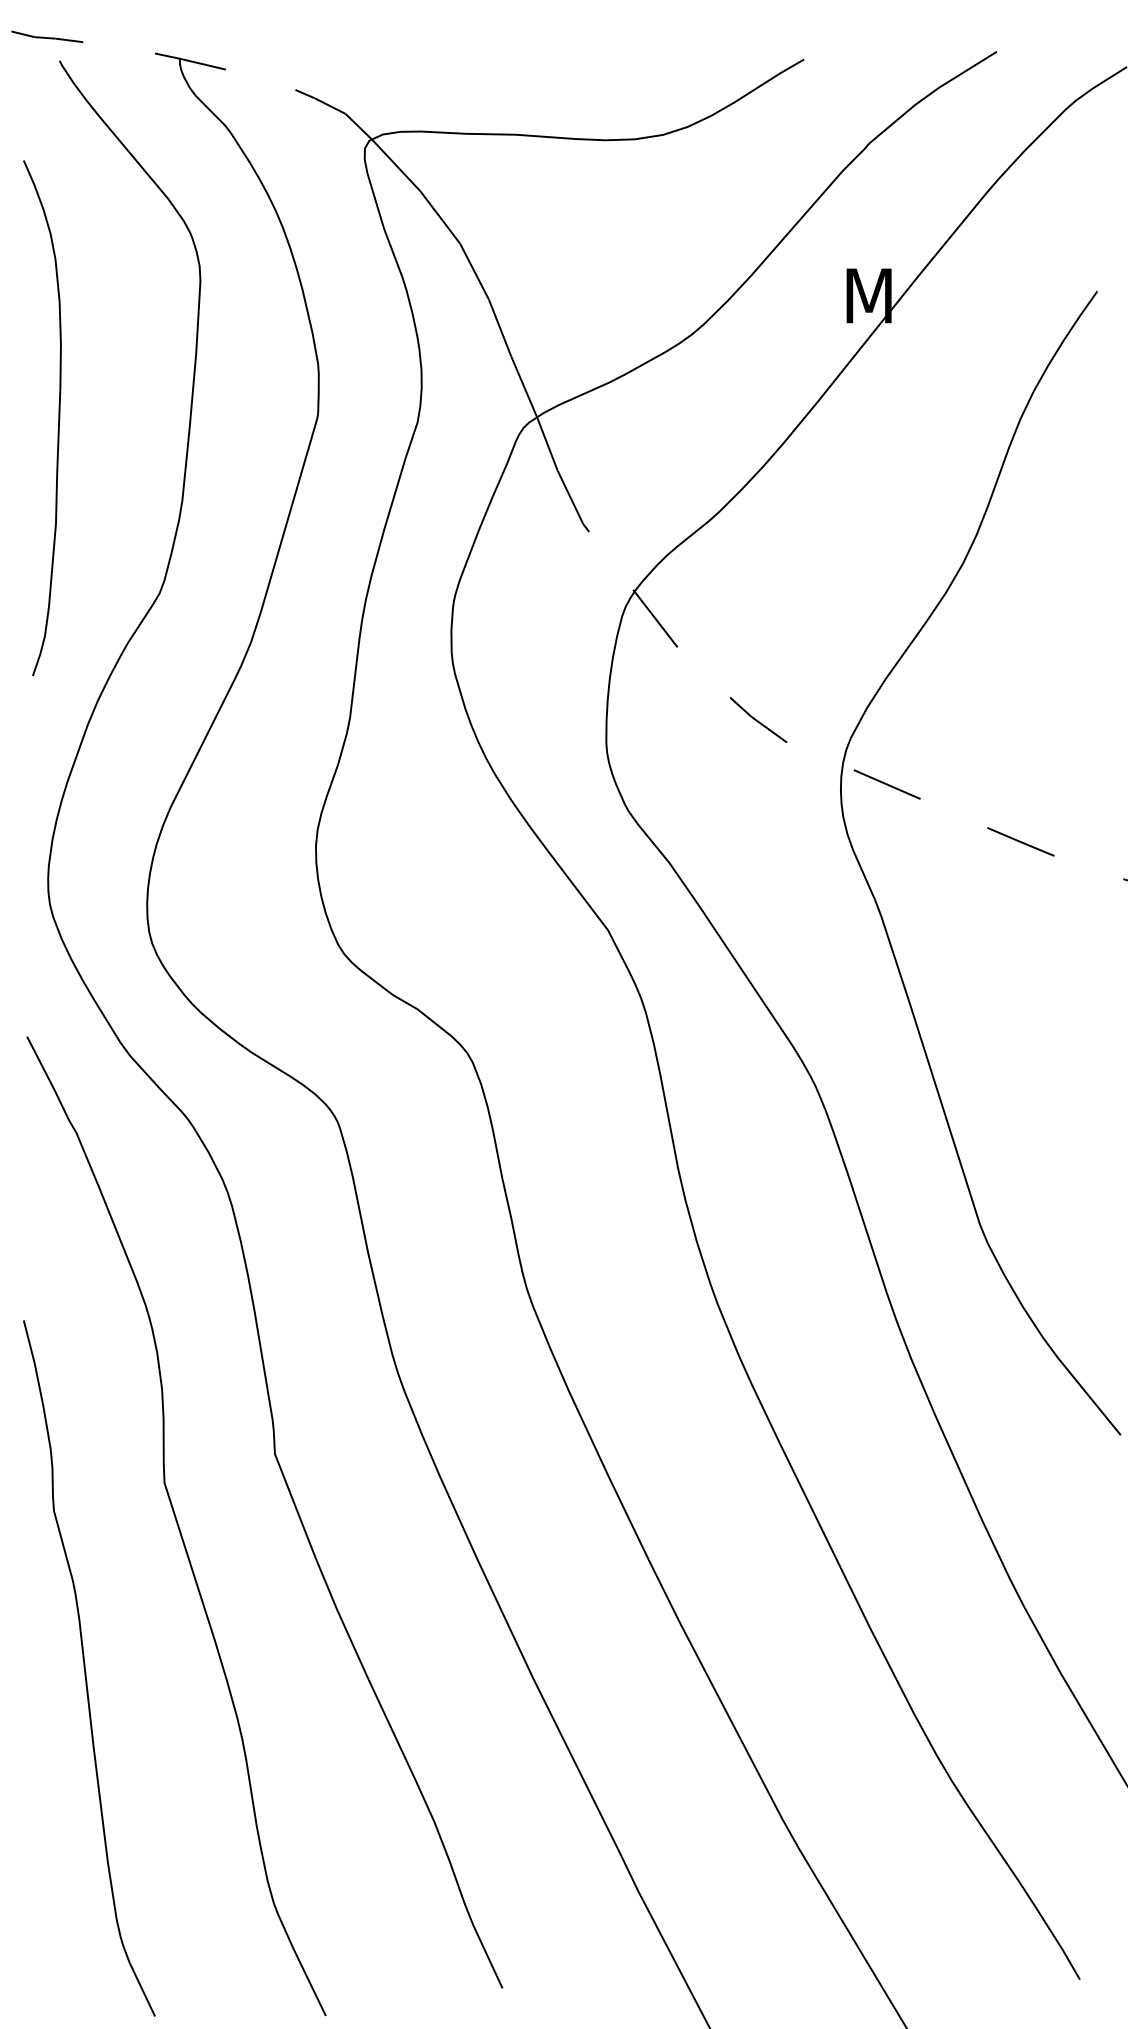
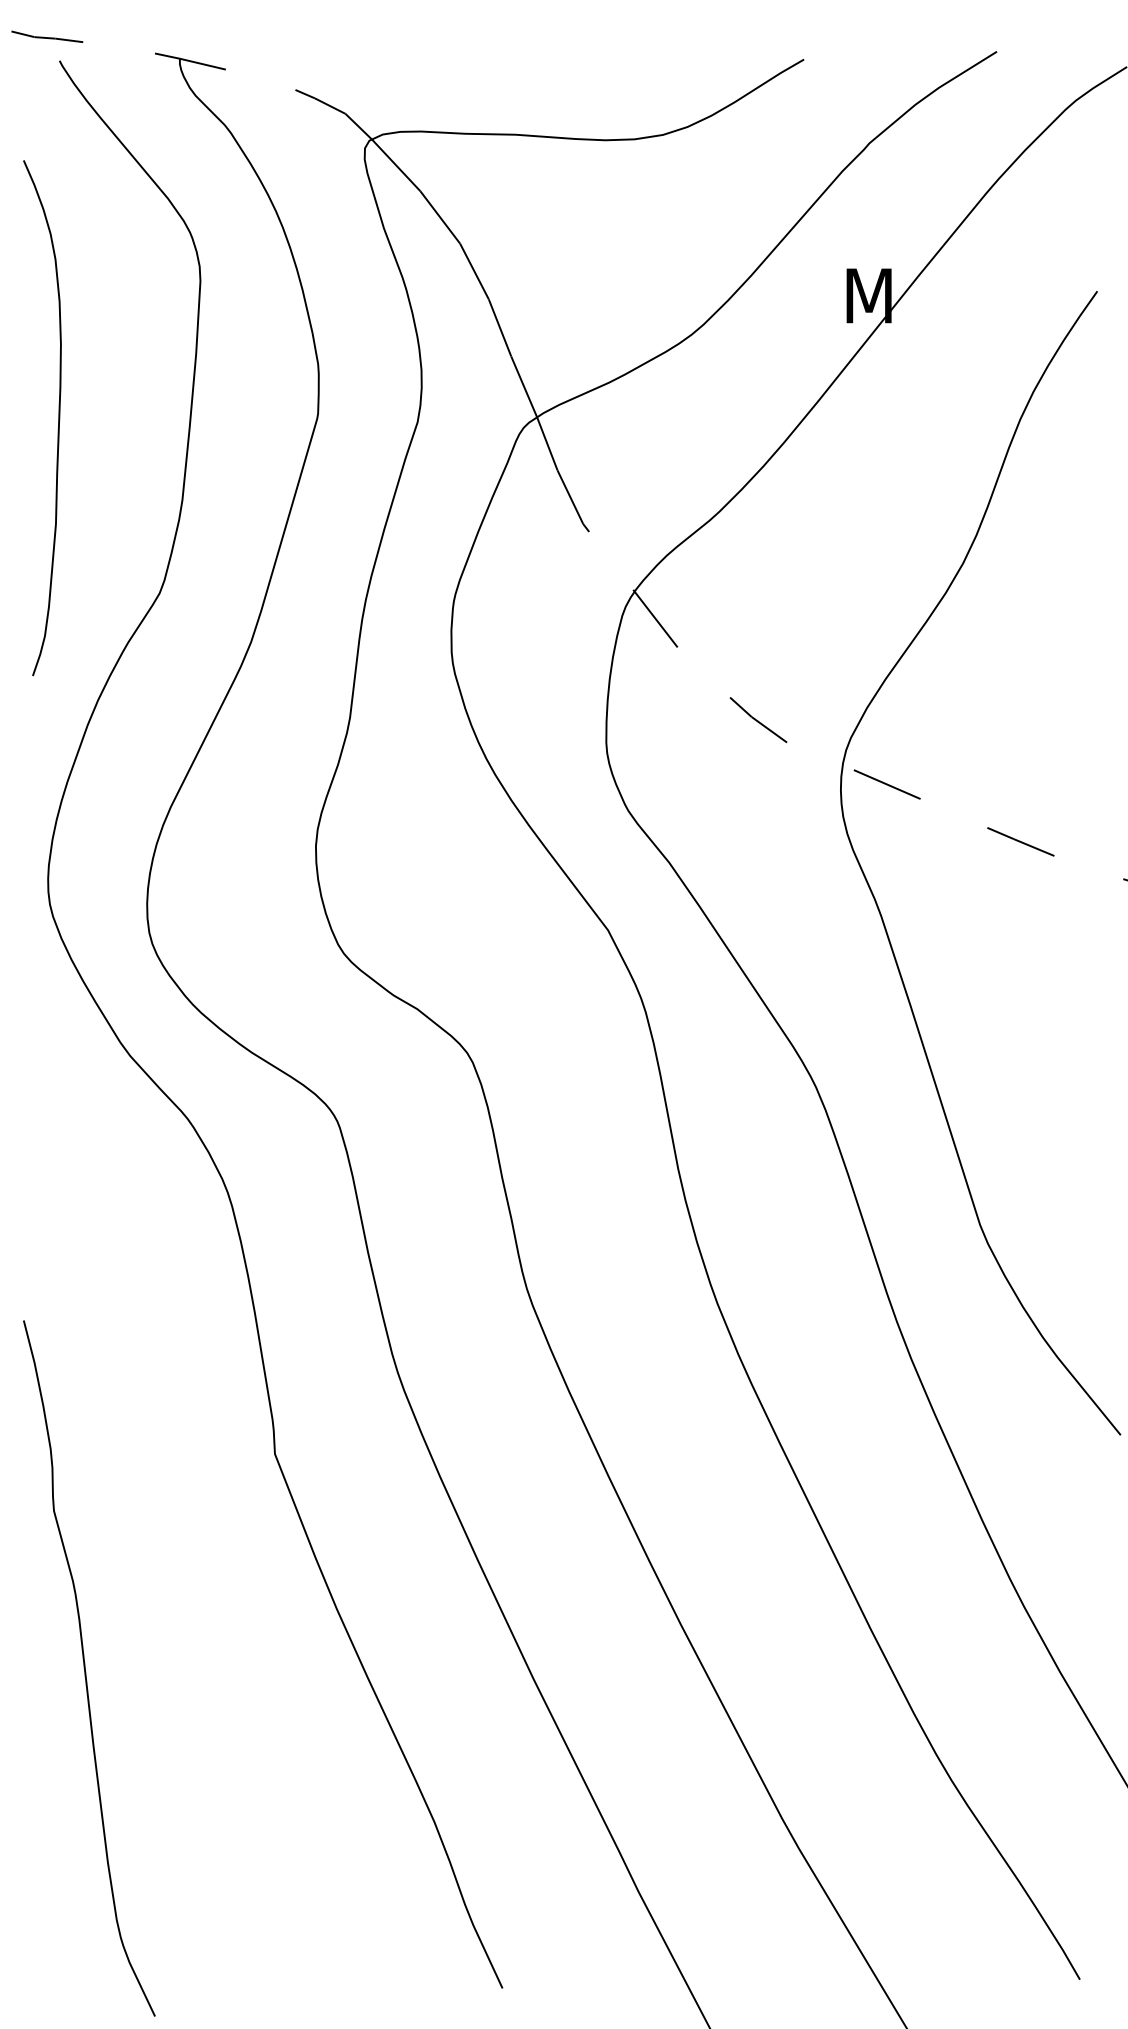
curve: present -> none (177, 1526)
